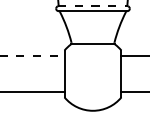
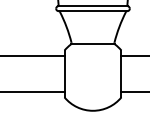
line: dashed -> solid (93, 6)
line: dashed -> solid (32, 55)
